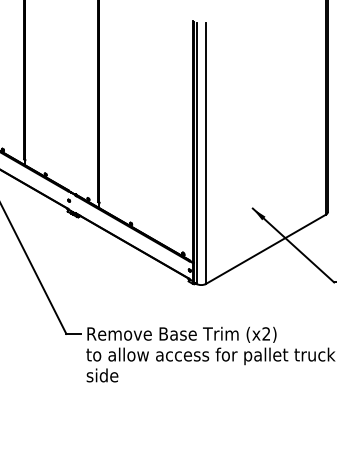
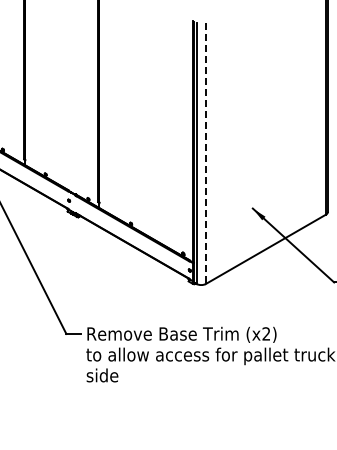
line: solid -> dashed (205, 154)
